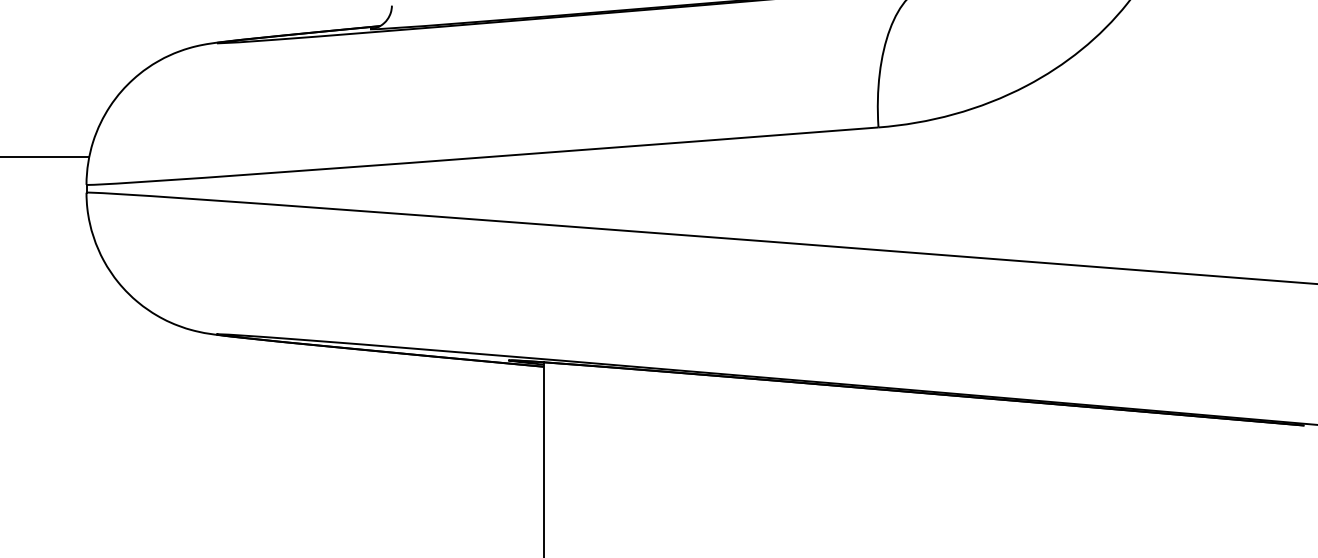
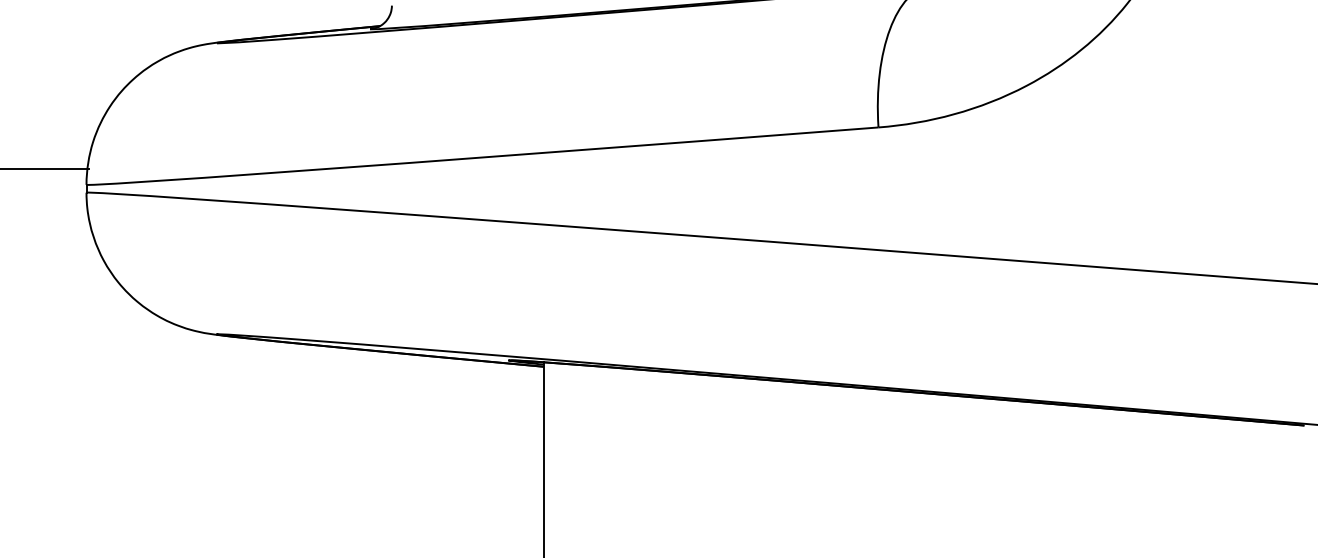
line position: (45, 156) -> (45, 168) (45, 168)
